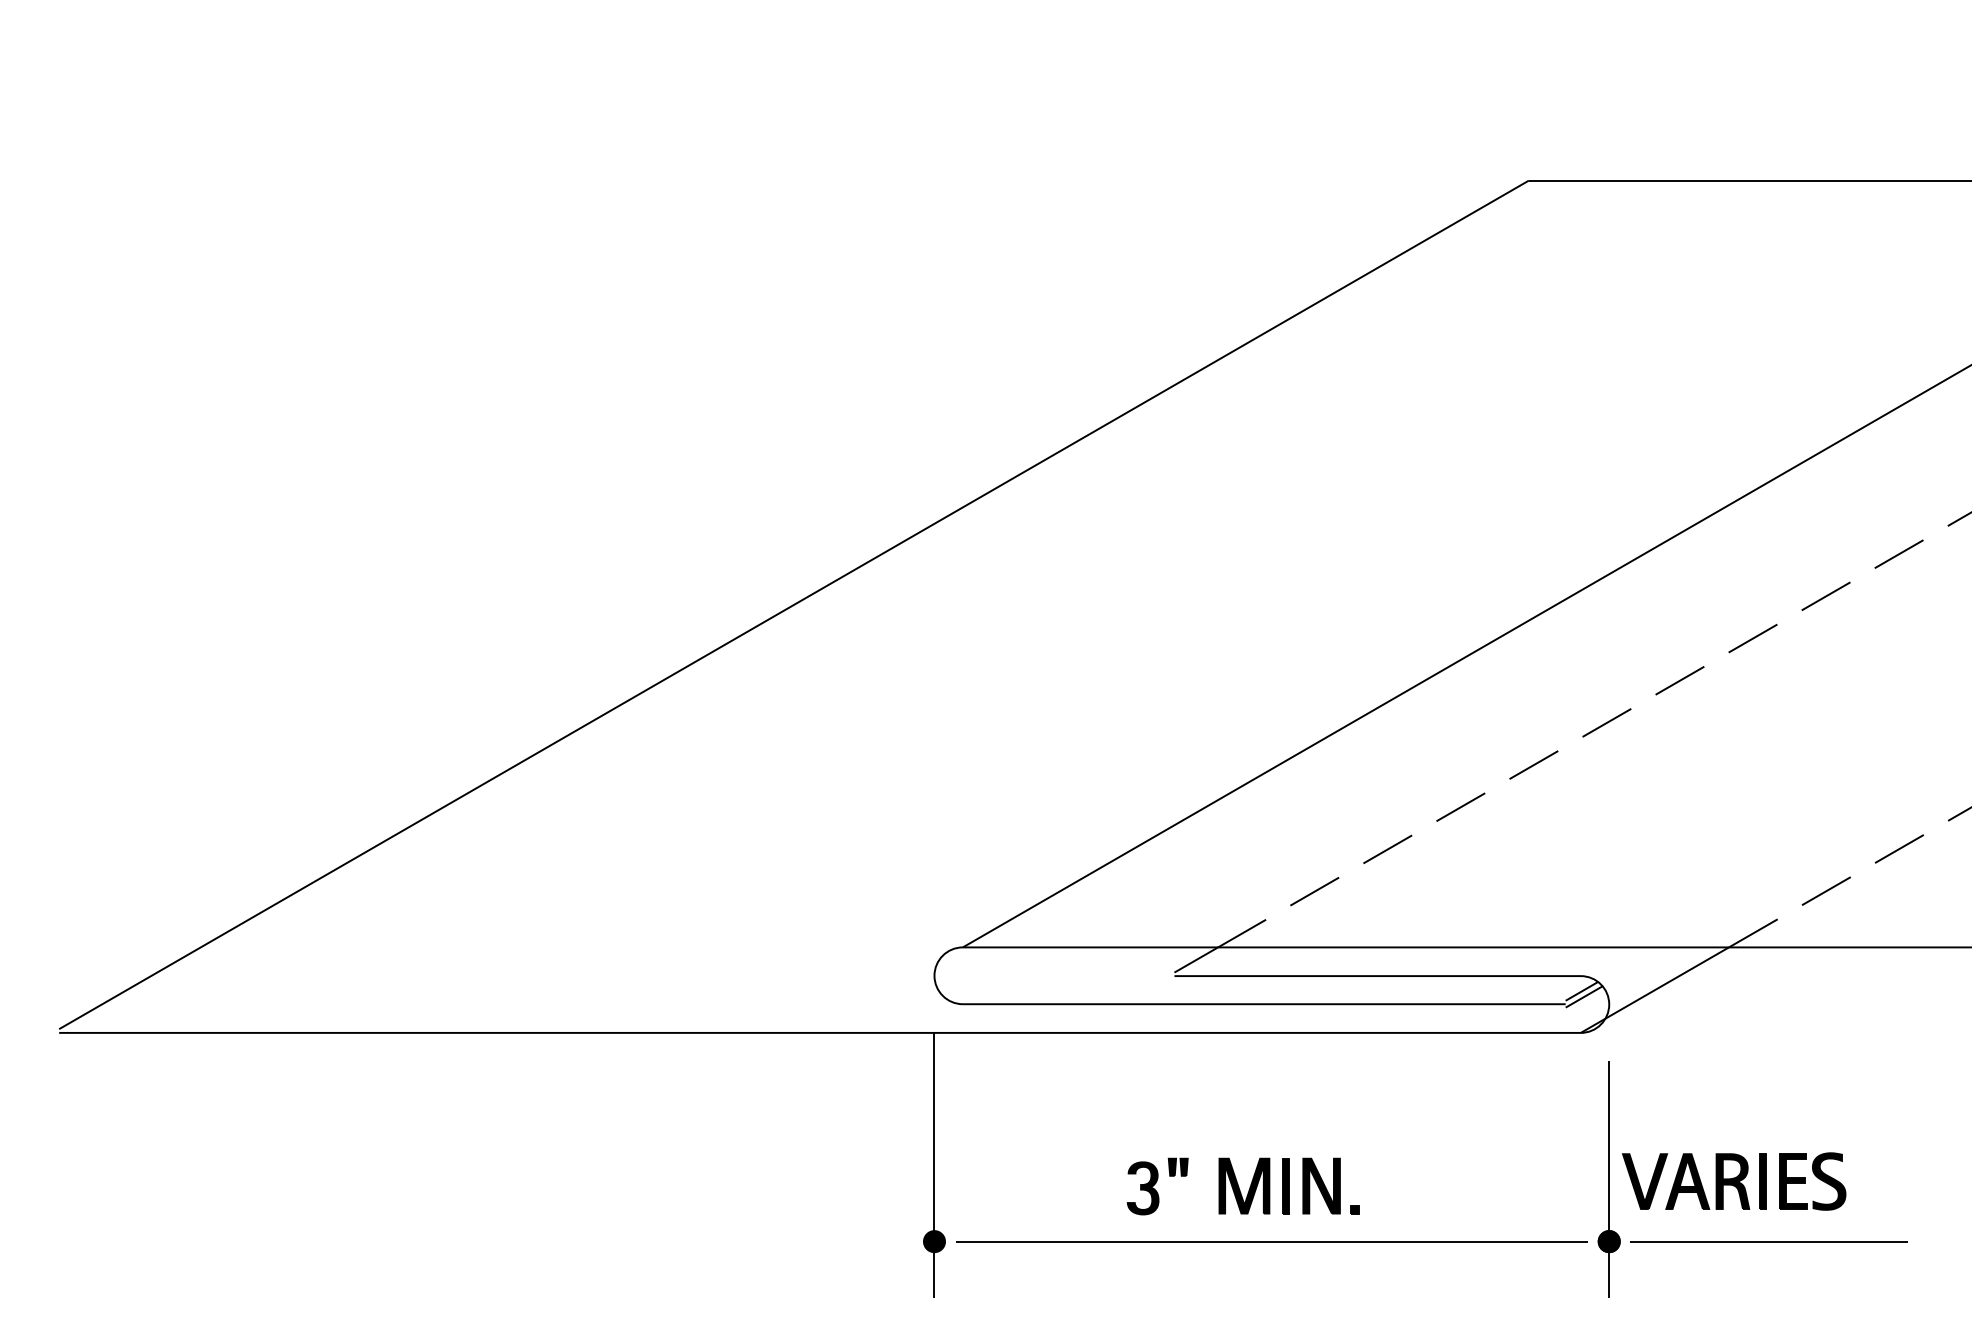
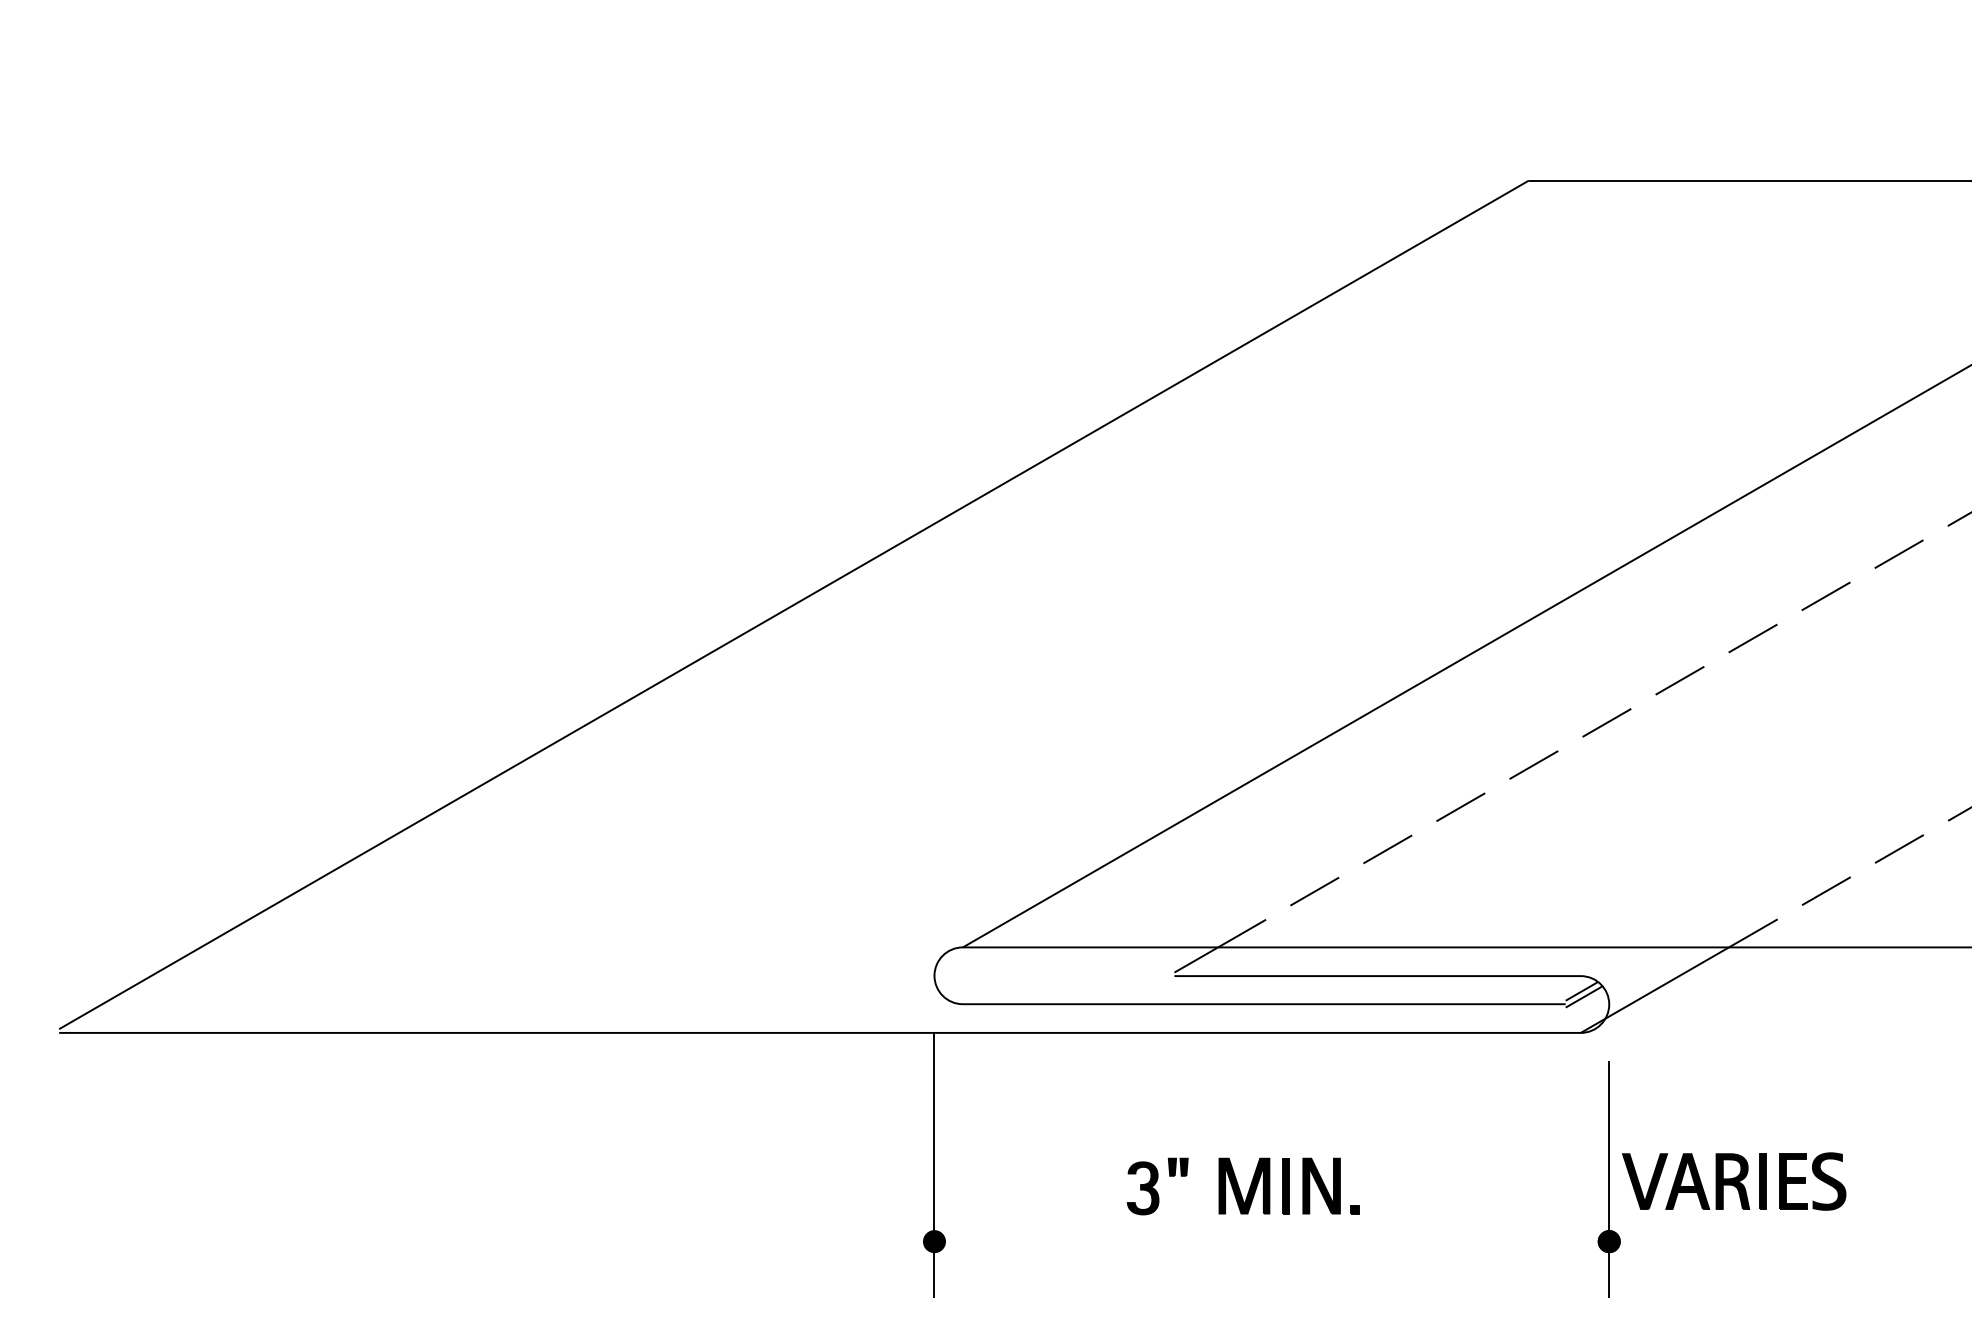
line: present -> none (1271, 1241)
line: present -> none (1768, 1241)
